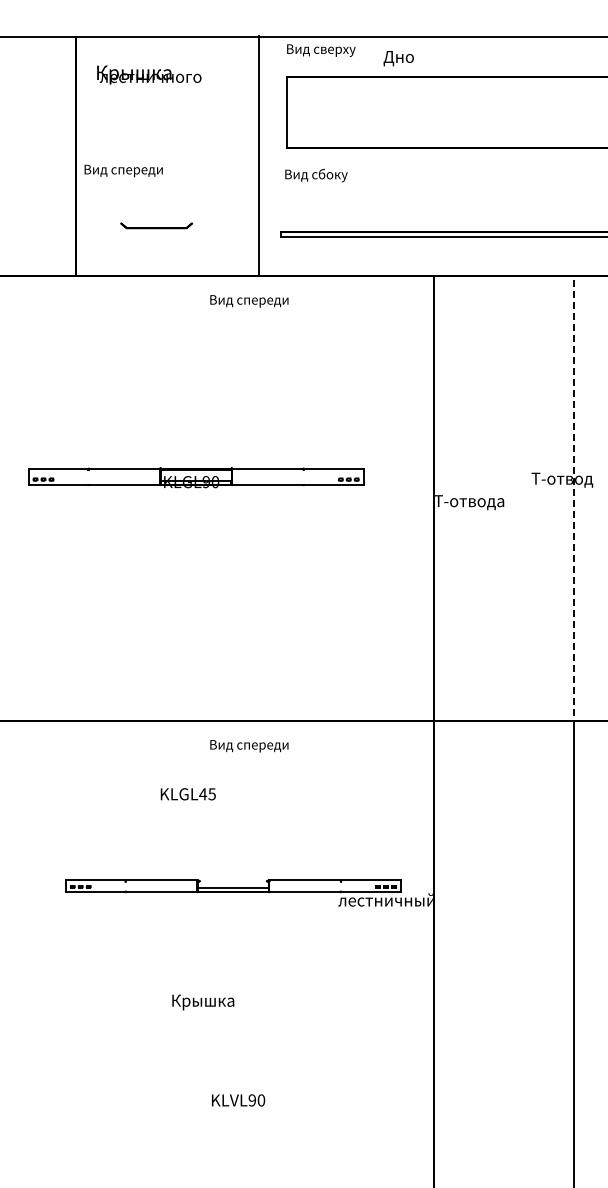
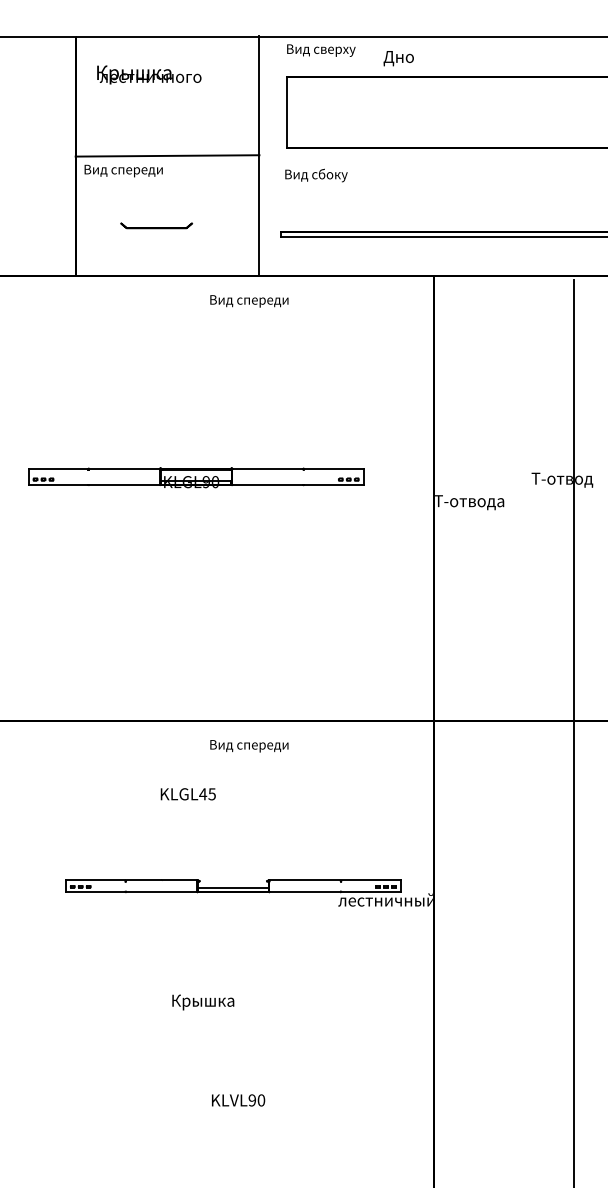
line: none -> present (167, 155)
line: dashed -> solid (573, 500)
